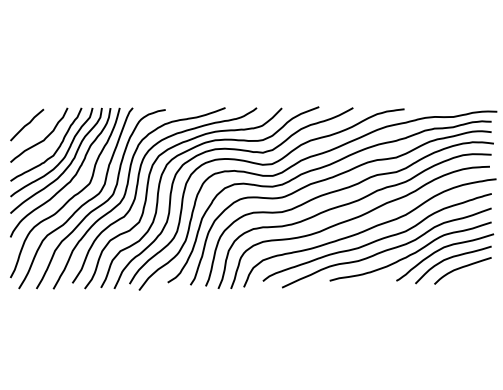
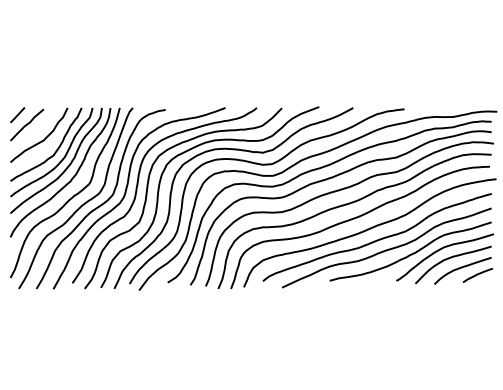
line: none -> present (17, 115)
line: none -> present (477, 274)
